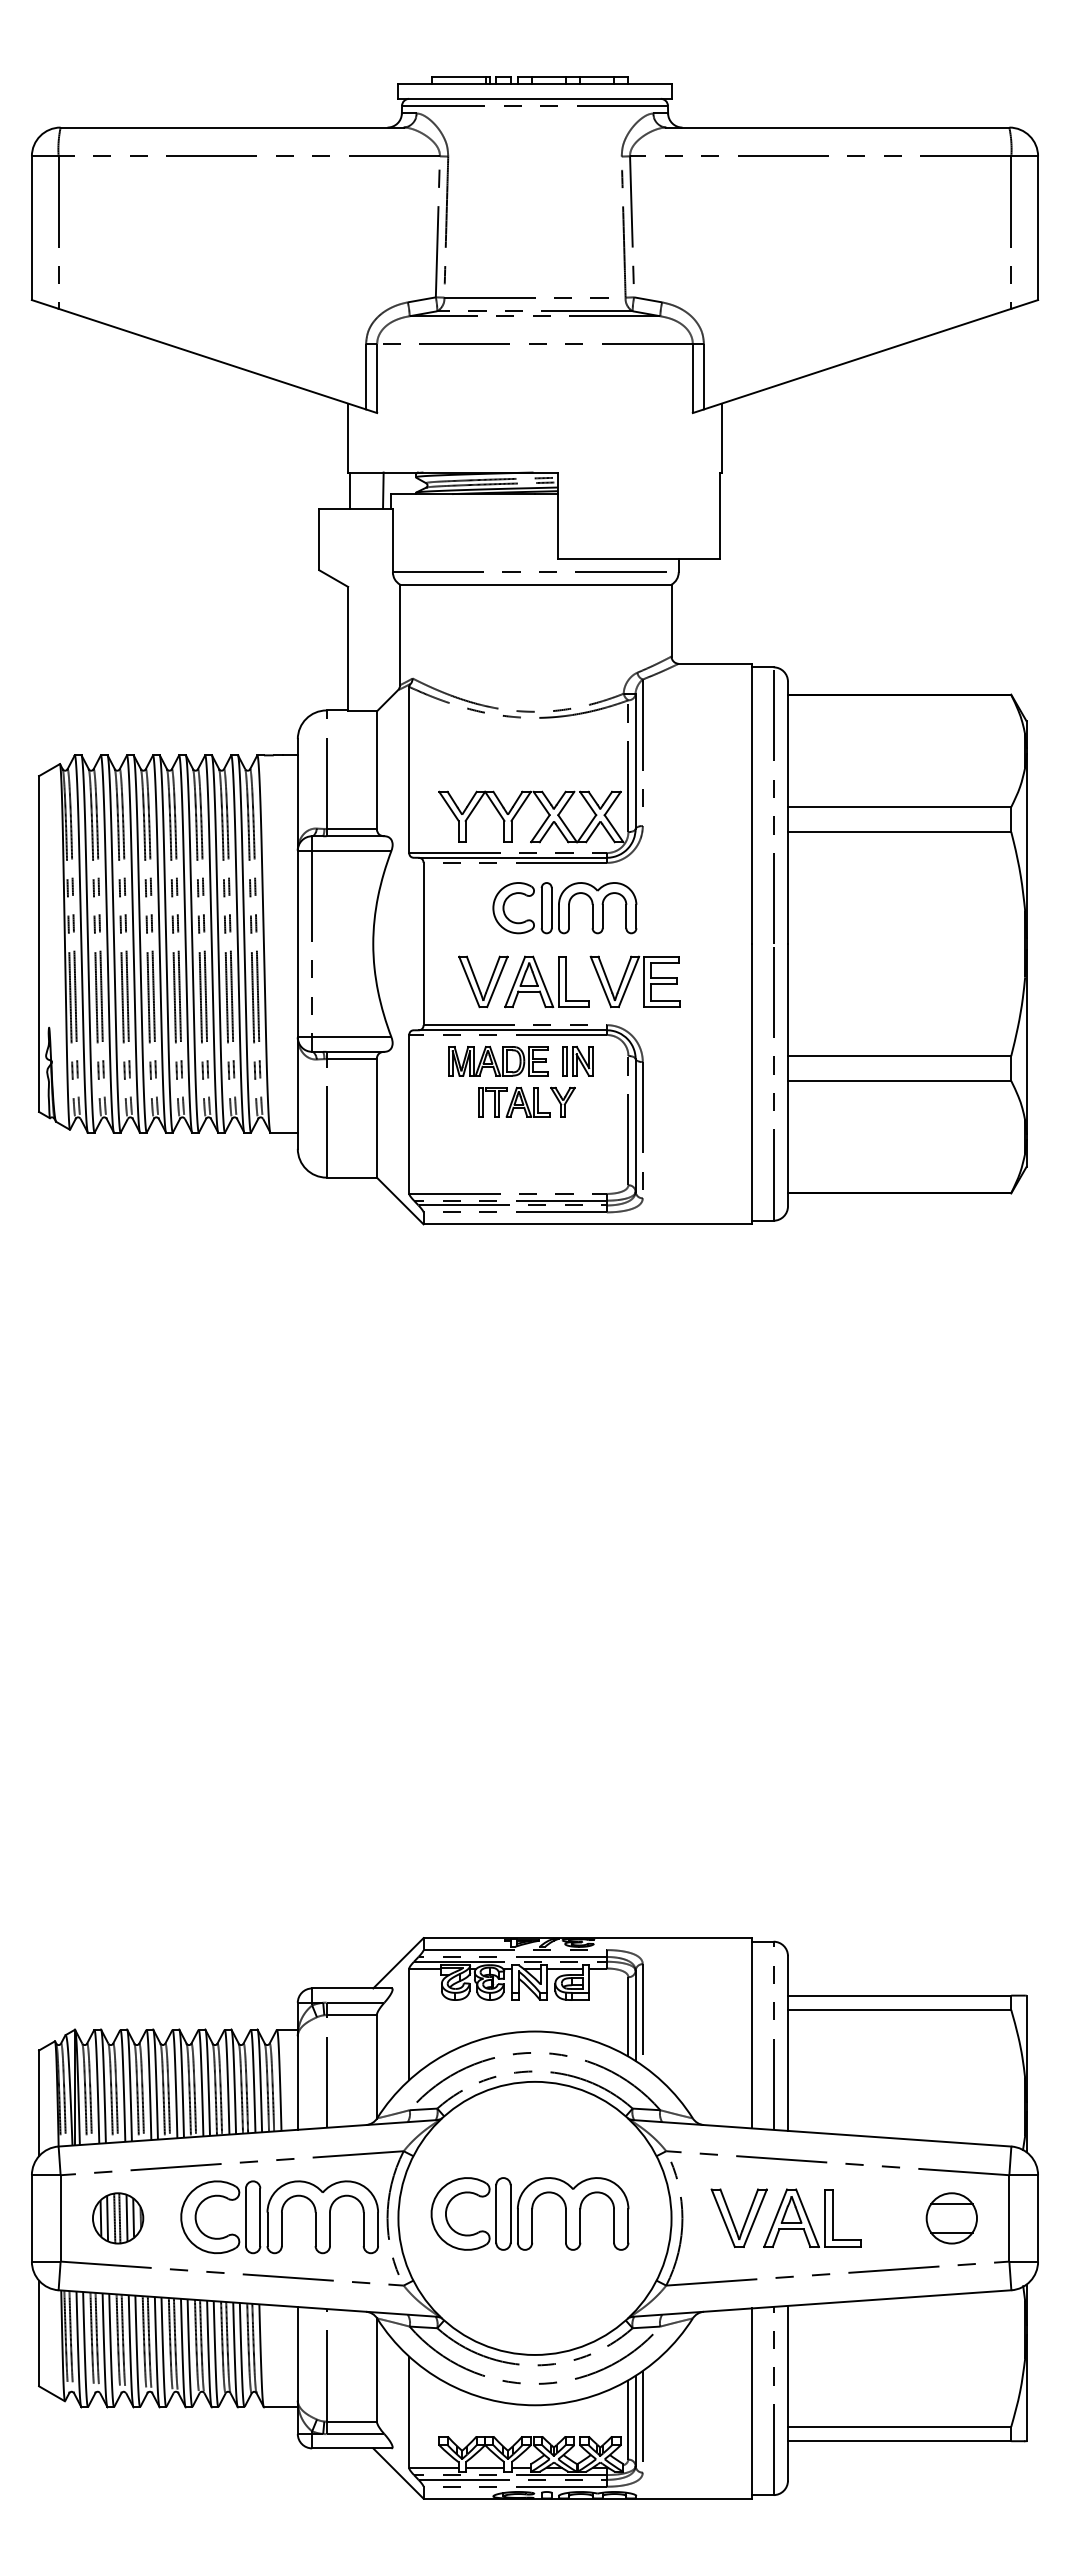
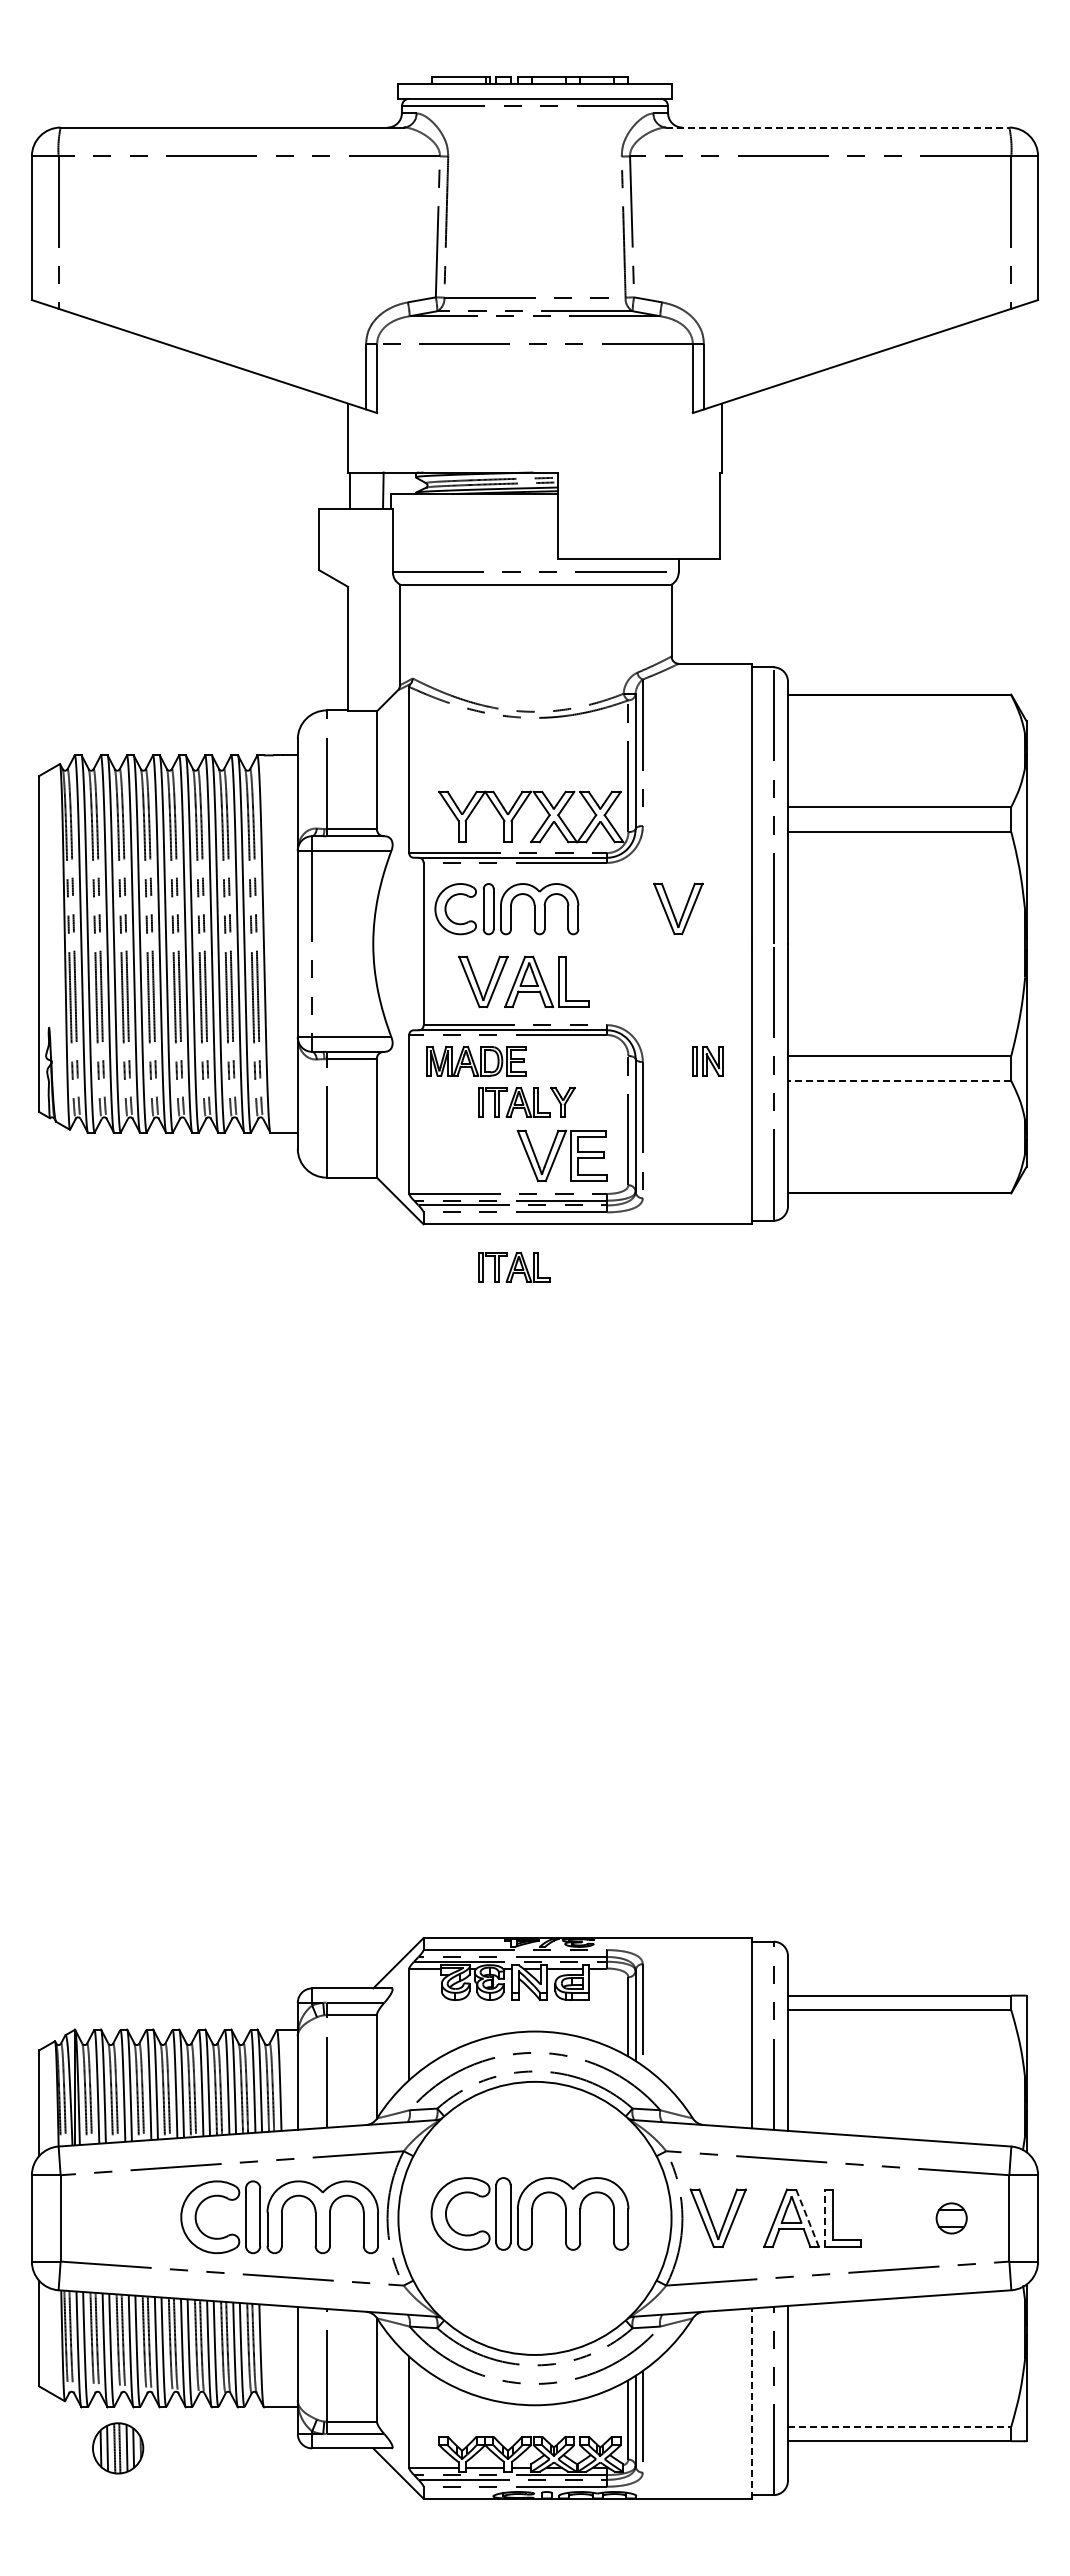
line: solid -> dashed (837, 127)
part position: (564, 908) -> (506, 909) (506, 909)
part: none -> present (678, 908)
part position: (634, 981) -> (561, 1155) (561, 1155)
part position: (498, 1060) -> (476, 1060) (476, 1060)
part position: (577, 1061) -> (707, 1061) (707, 1061)
line: solid -> dashed (899, 1080)
part: none -> present (514, 1267)
part position: (738, 2217) -> (717, 2217) (717, 2217)
part position: (118, 2218) -> (118, 2448) (118, 2448)
line: solid -> dashed (807, 2218)
line: solid -> dashed (825, 2218)
part size: 53x53 px -> 33x33 px (951, 2218)
line: solid -> dashed (752, 2403)
line: solid -> dashed (899, 2426)
